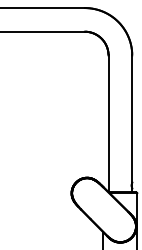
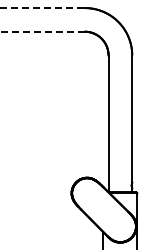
line: solid -> dashed (43, 8)
line: solid -> dashed (42, 31)
